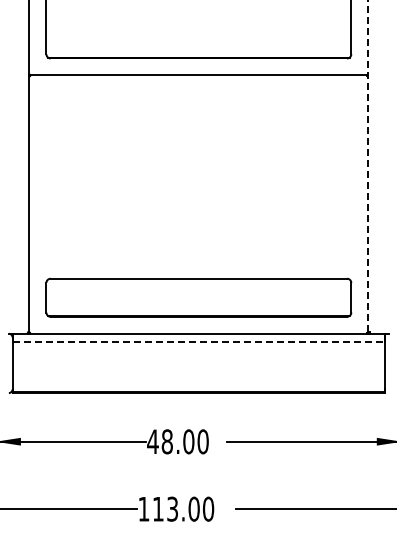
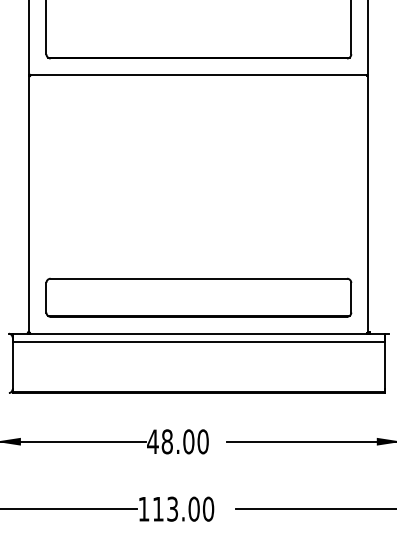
line: dashed -> solid (368, 166)
line: dashed -> solid (199, 342)
